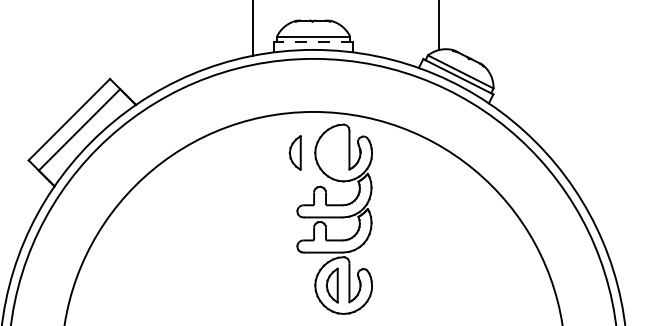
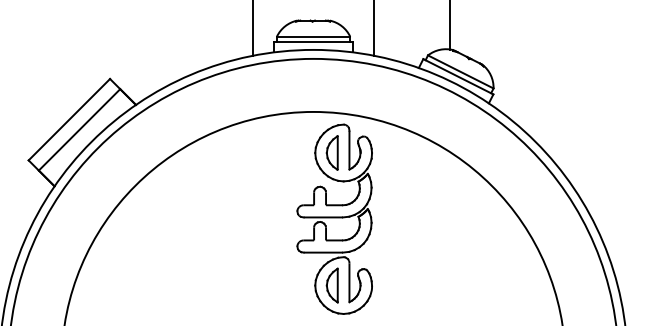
line position: (439, 25) -> (450, 25) (450, 25)
line: none -> present (374, 28)
line: dashed -> solid (313, 42)
part position: (294, 152) -> (331, 152) (331, 152)
